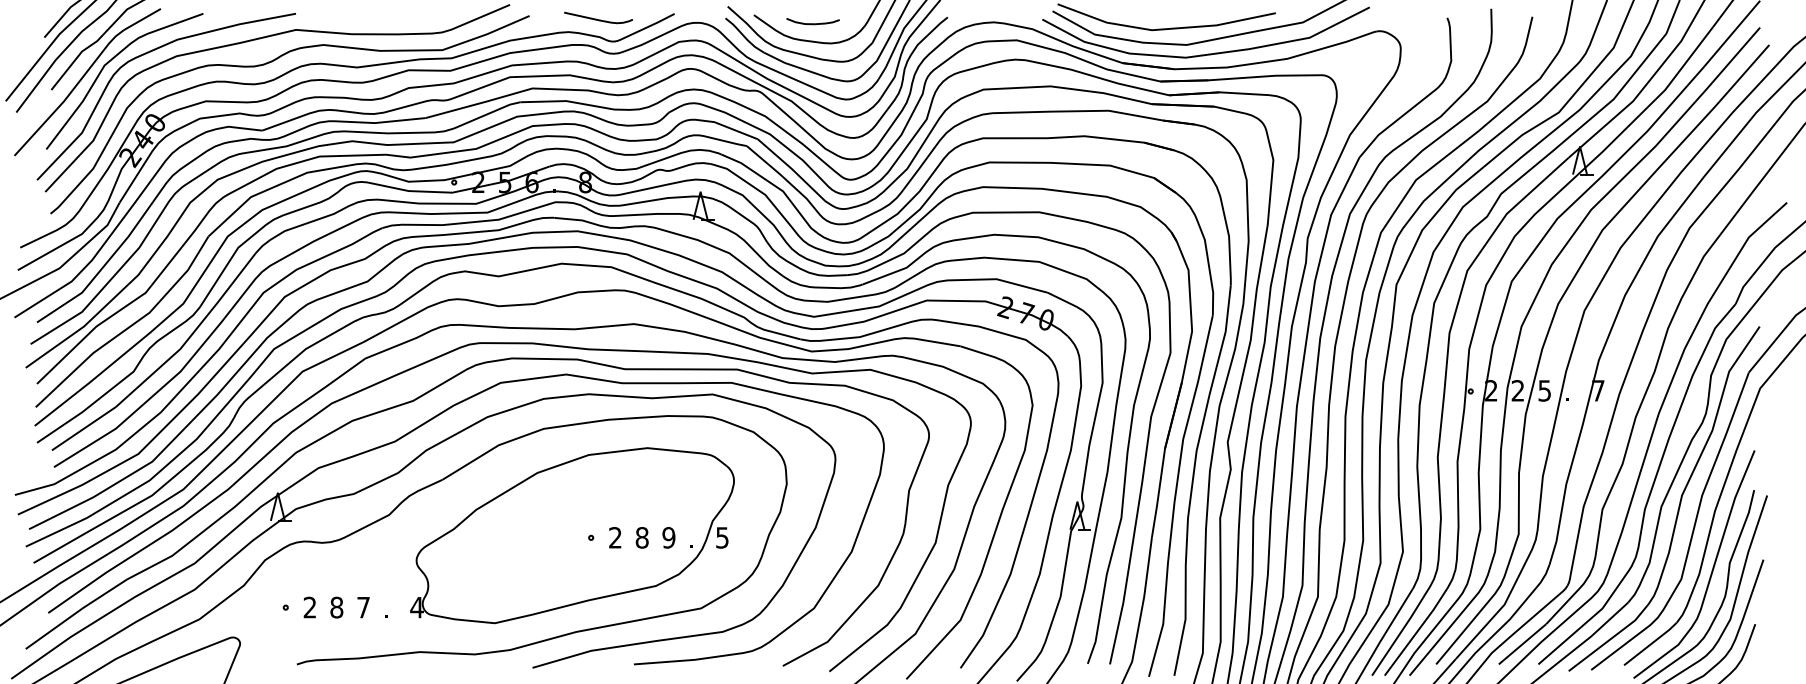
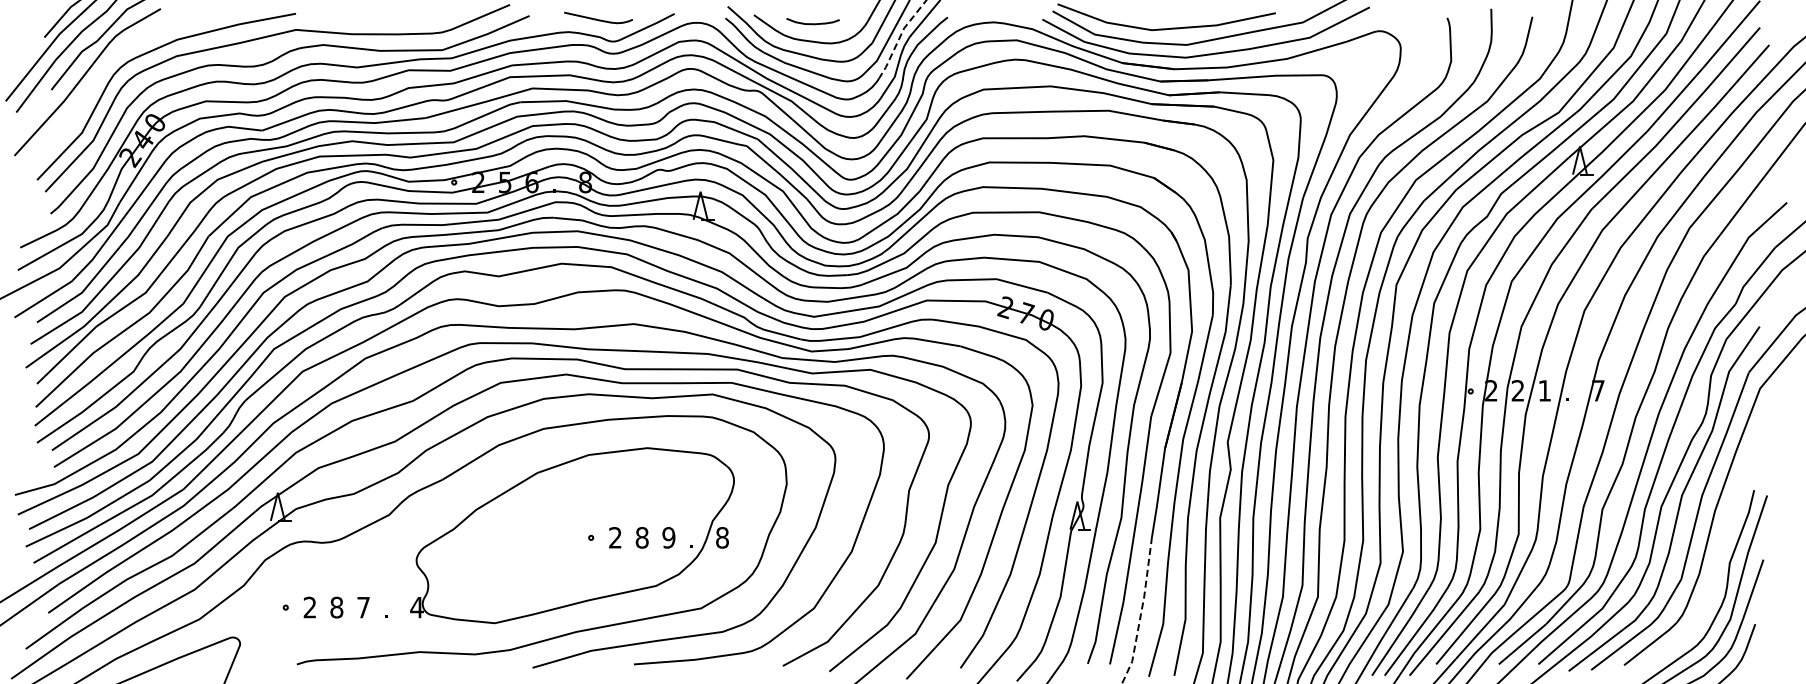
line: solid -> dashed (899, 38)
curve: present -> none (107, 64)
text: 5 -> 1 (1544, 390)
text: 5 -> 8 (722, 537)
curve: present -> none (1711, 570)
line: solid -> dashed (1141, 611)
